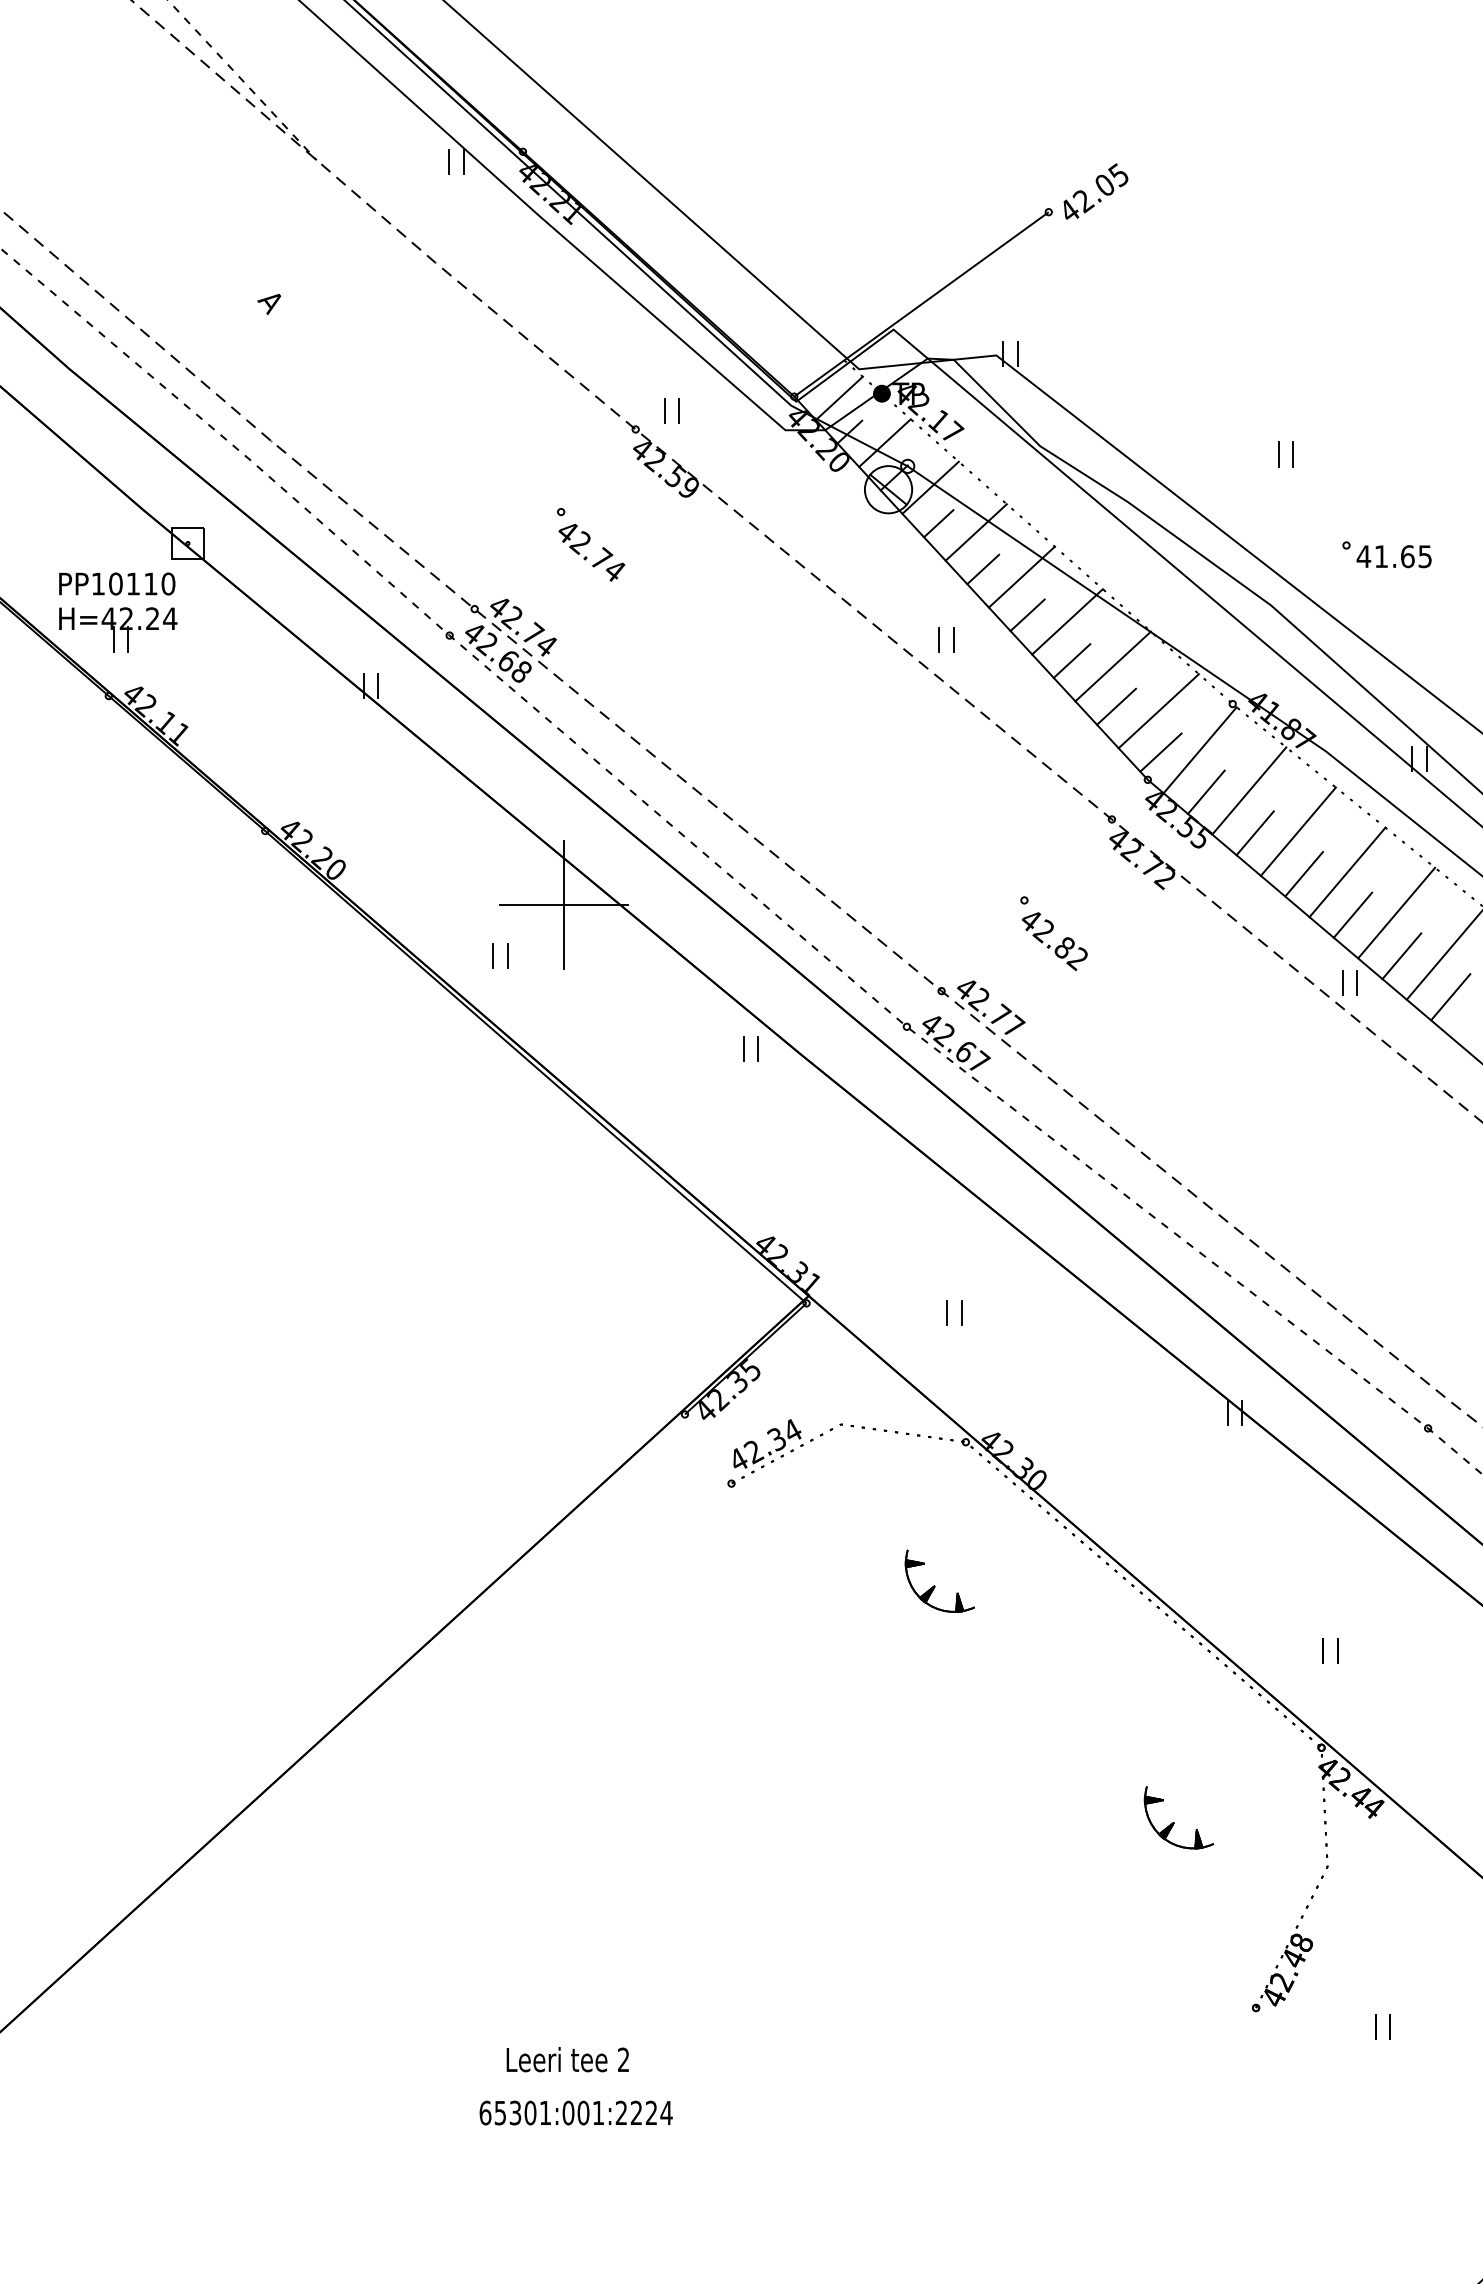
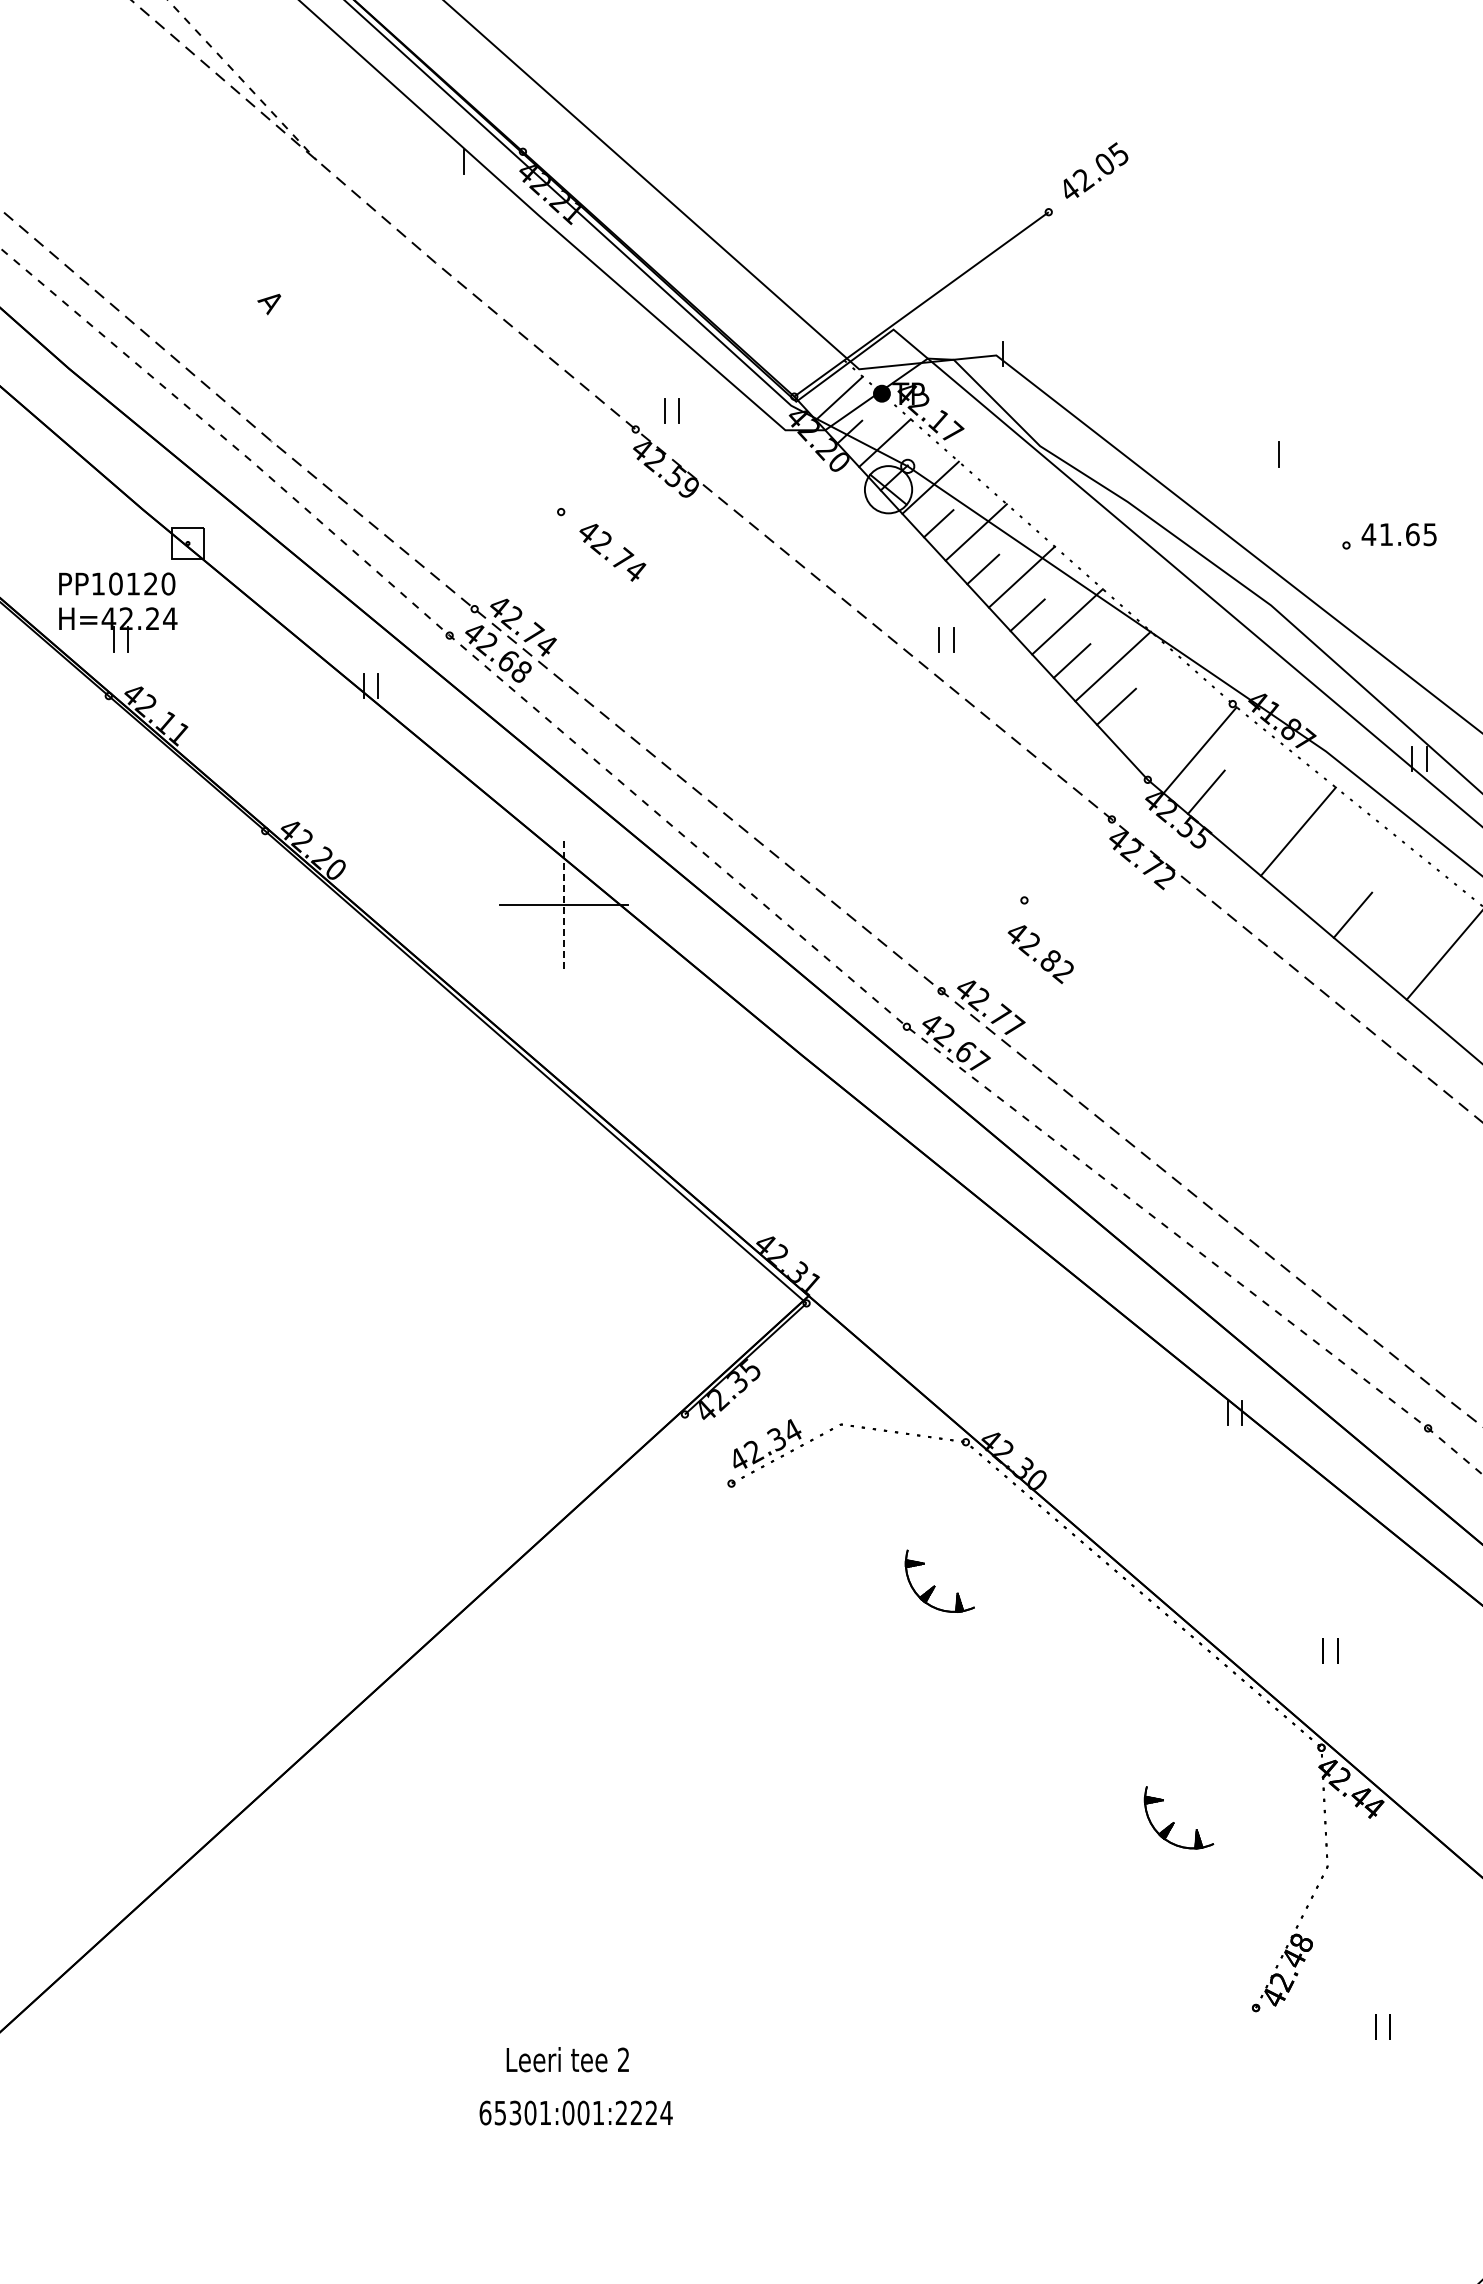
line: present -> none (449, 161)
text position: (1095, 191) -> (1095, 170) (1095, 170)
line: present -> none (1017, 354)
line: present -> none (1293, 454)
text position: (591, 552) -> (612, 552) (612, 552)
text position: (1393, 556) -> (1398, 534) (1398, 534)
text: PP10110 -> PP10120 (150, 583)
line: present -> none (1158, 711)
line: present -> none (1160, 752)
line: present -> none (1249, 790)
line: present -> none (1254, 833)
line: present -> none (1347, 872)
line: present -> none (1303, 874)
line: solid -> dashed (563, 904)
line: present -> none (1396, 912)
text position: (1054, 941) -> (1040, 954) (1040, 954)
line: present -> none (493, 955)
line: present -> none (507, 955)
line: present -> none (1401, 956)
line: present -> none (1342, 982)
line: present -> none (1357, 982)
line: present -> none (1450, 997)
line: present -> none (743, 1049)
line: present -> none (758, 1049)
line: present -> none (947, 1312)
line: present -> none (961, 1312)
